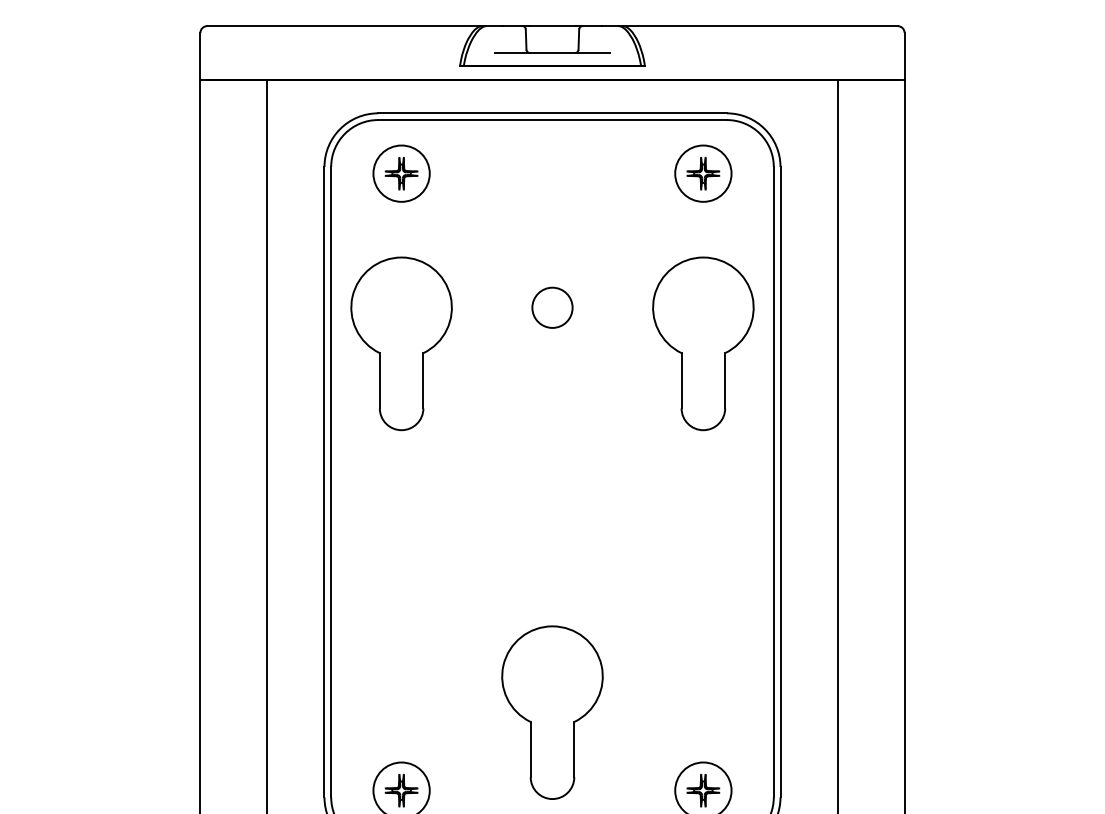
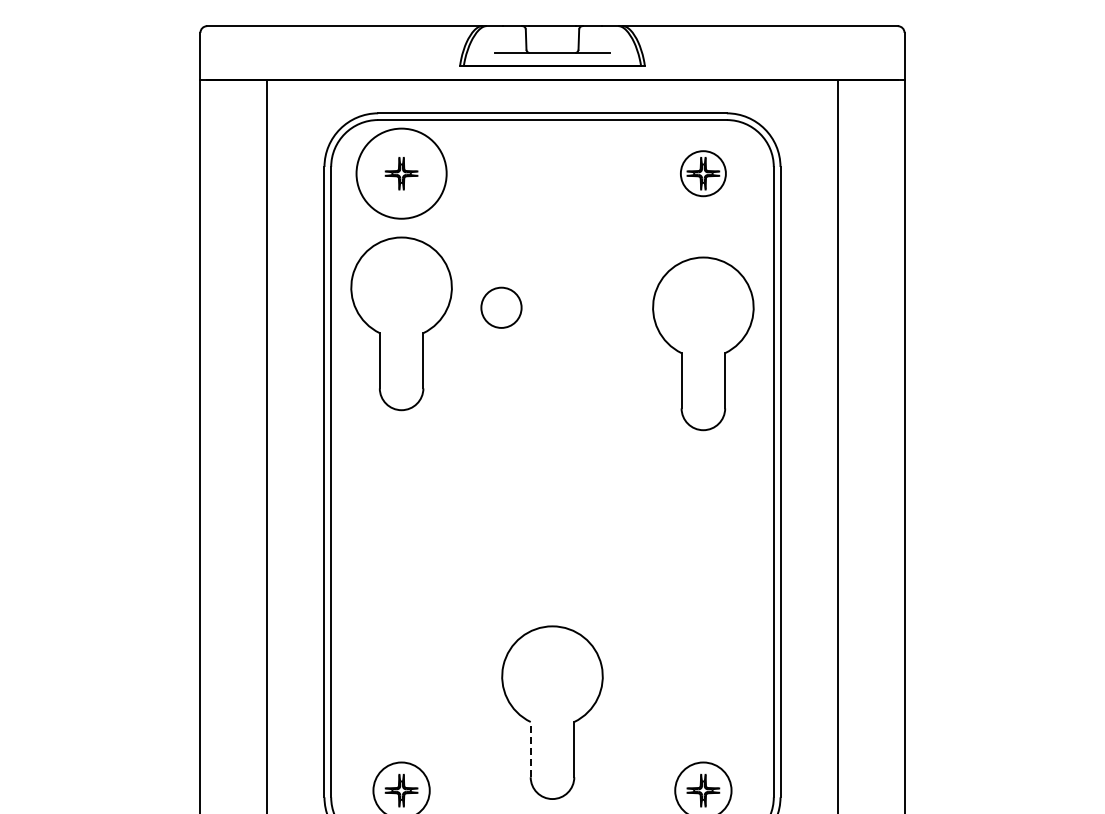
circle diameter: 56 px -> 90 px (401, 173)
circle diameter: 56 px -> 45 px (702, 173)
circle position: (552, 307) -> (501, 307) (501, 307)
part position: (401, 343) -> (401, 323) (401, 323)
line: solid -> dashed (530, 749)
